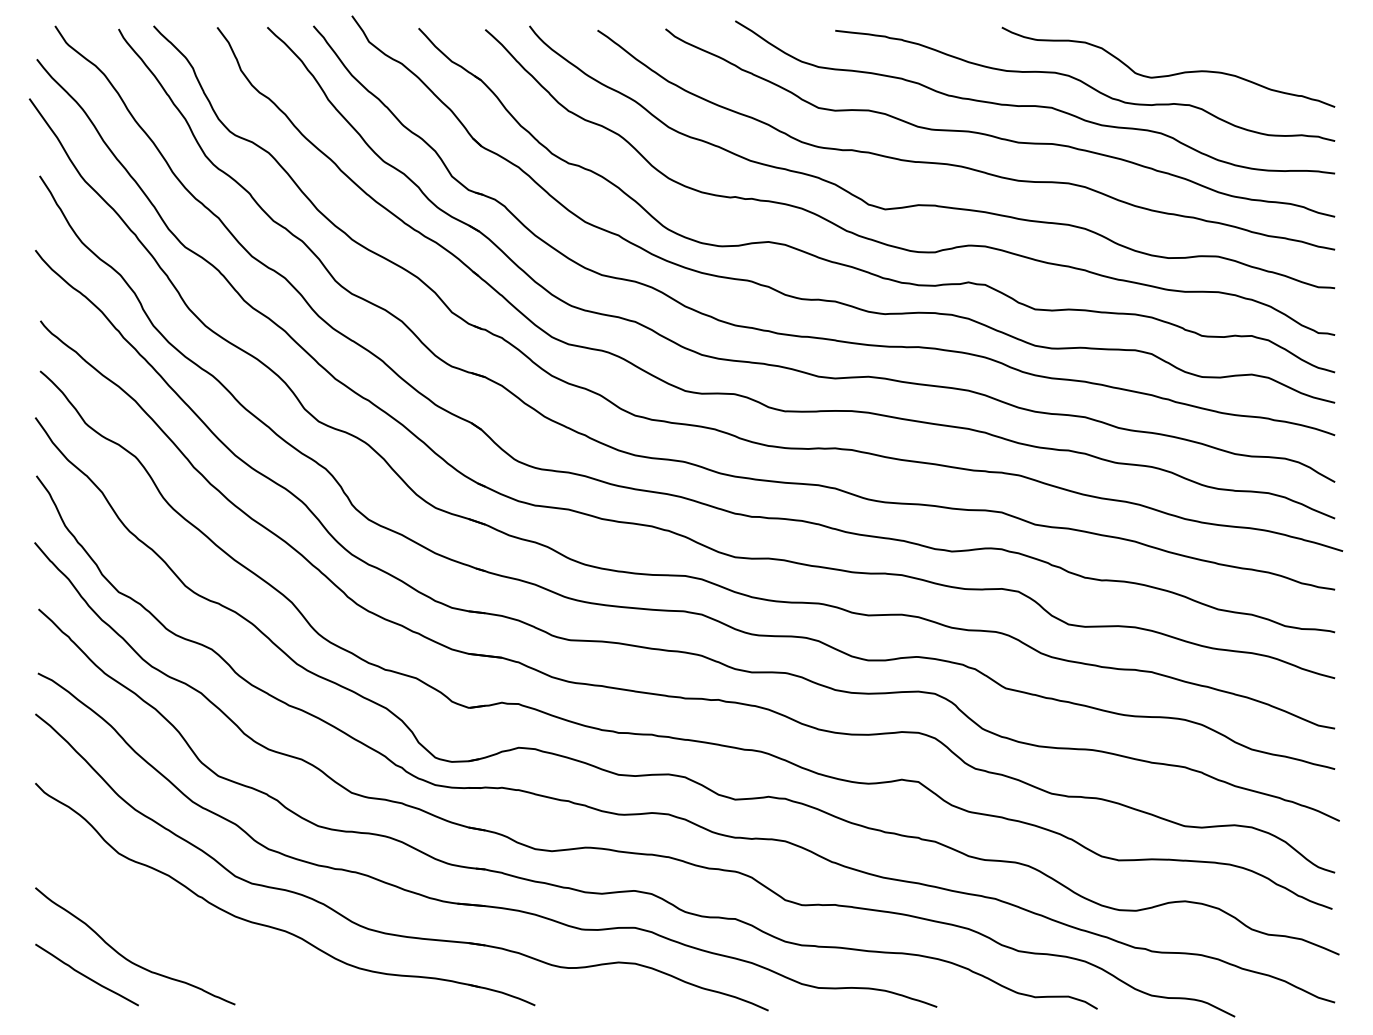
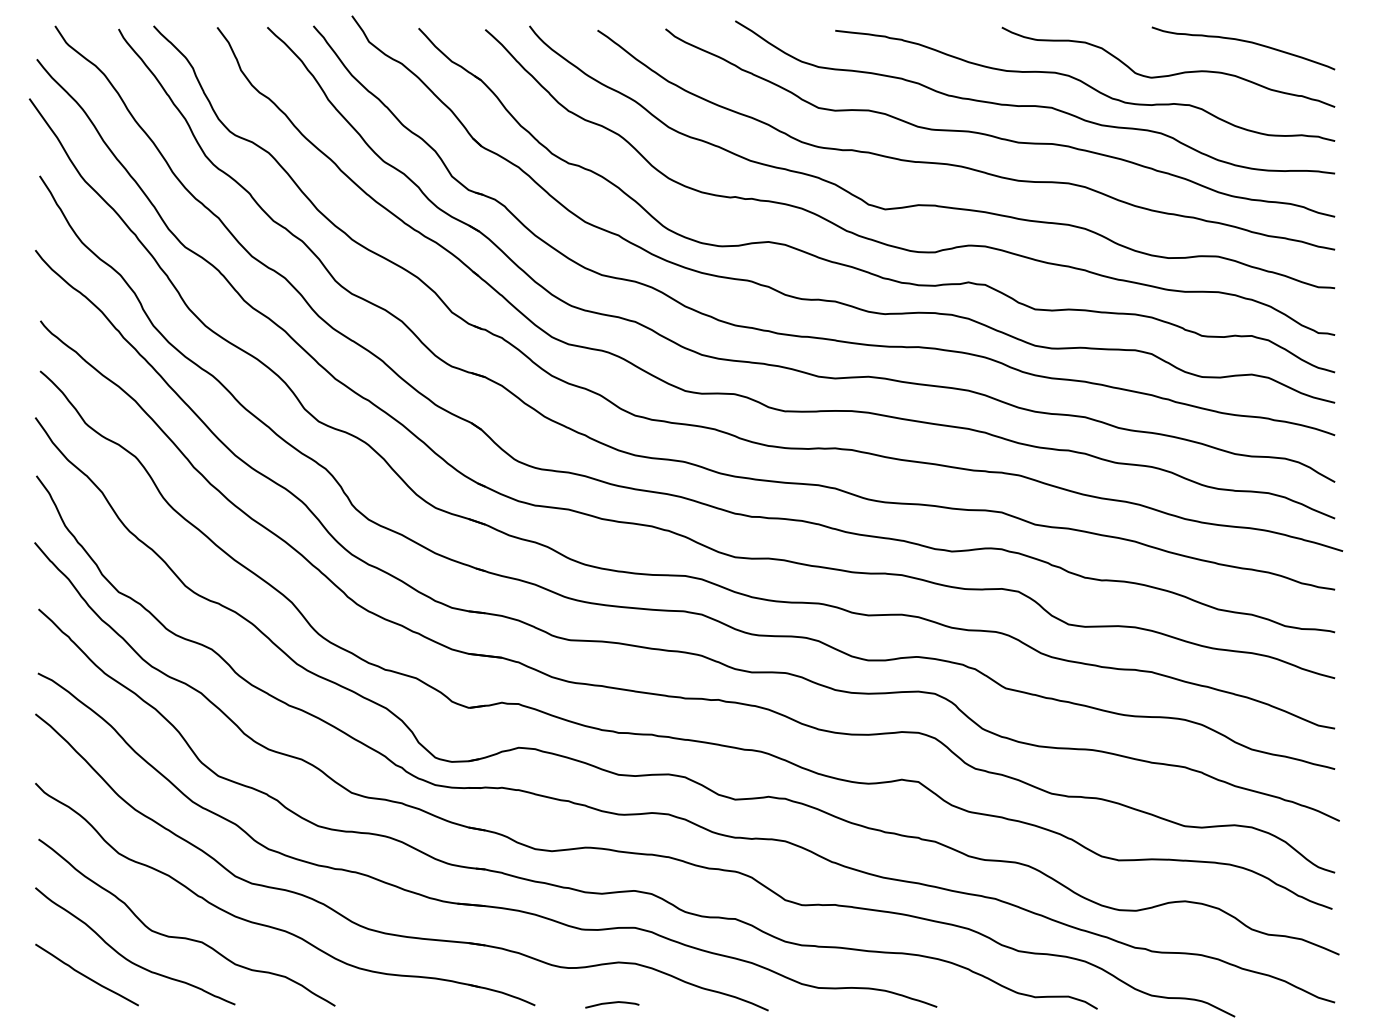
curve: none -> present (1245, 42)
curve: none -> present (186, 937)
curve: none -> present (612, 1003)
